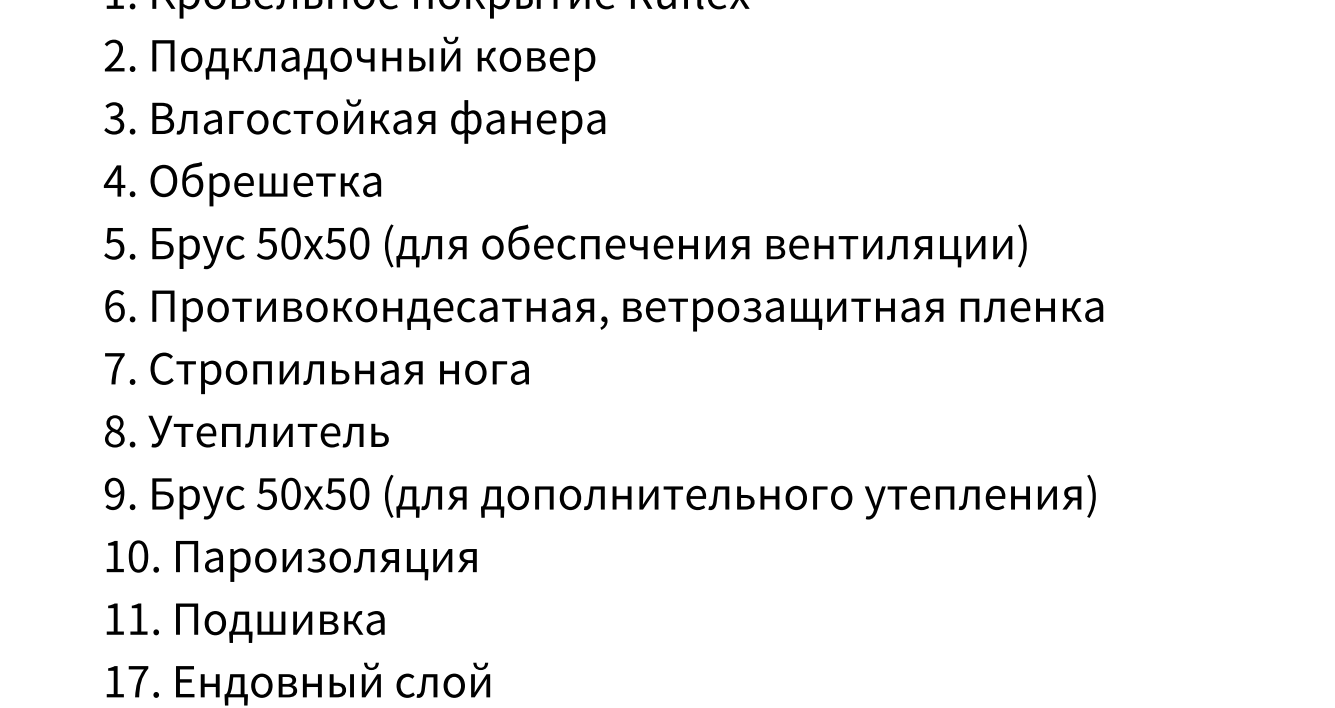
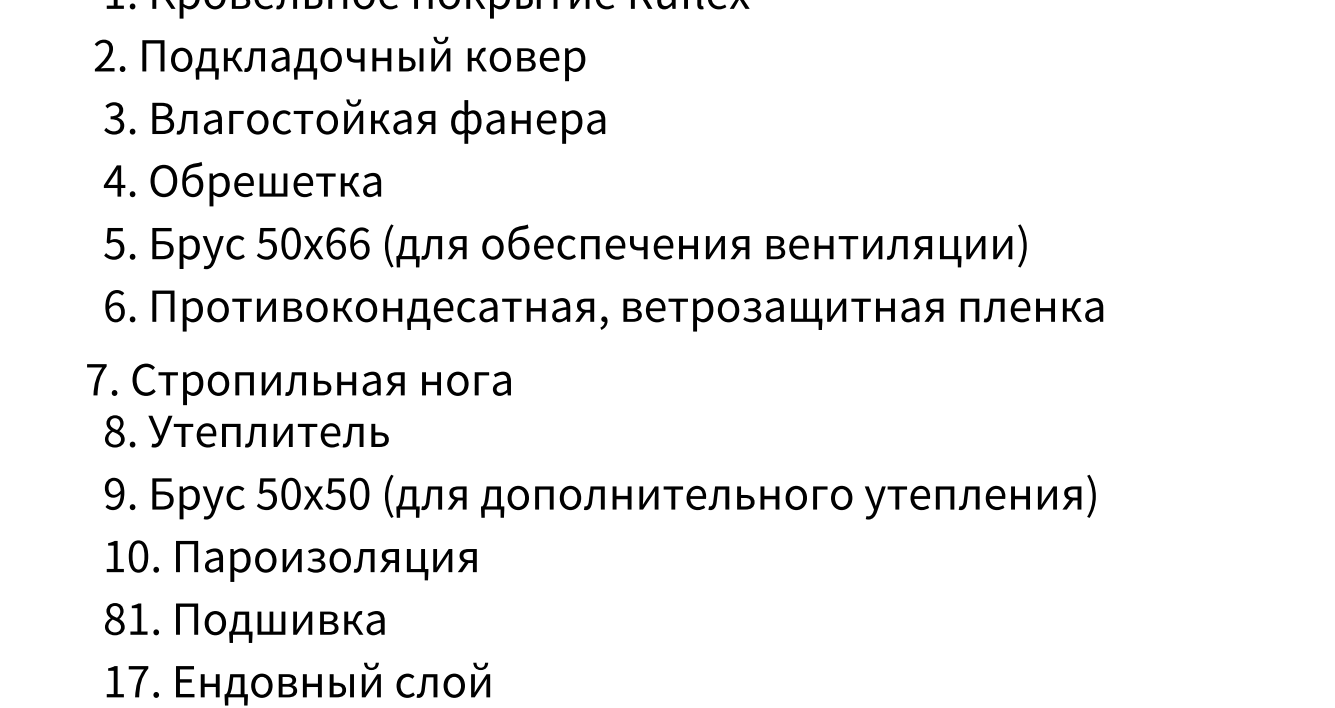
text position: (349, 58) -> (339, 58) (339, 58)
text: 50 -> 66 (347, 243)
text position: (316, 373) -> (298, 384) (298, 384)
text: 11. -> 81. (114, 619)
